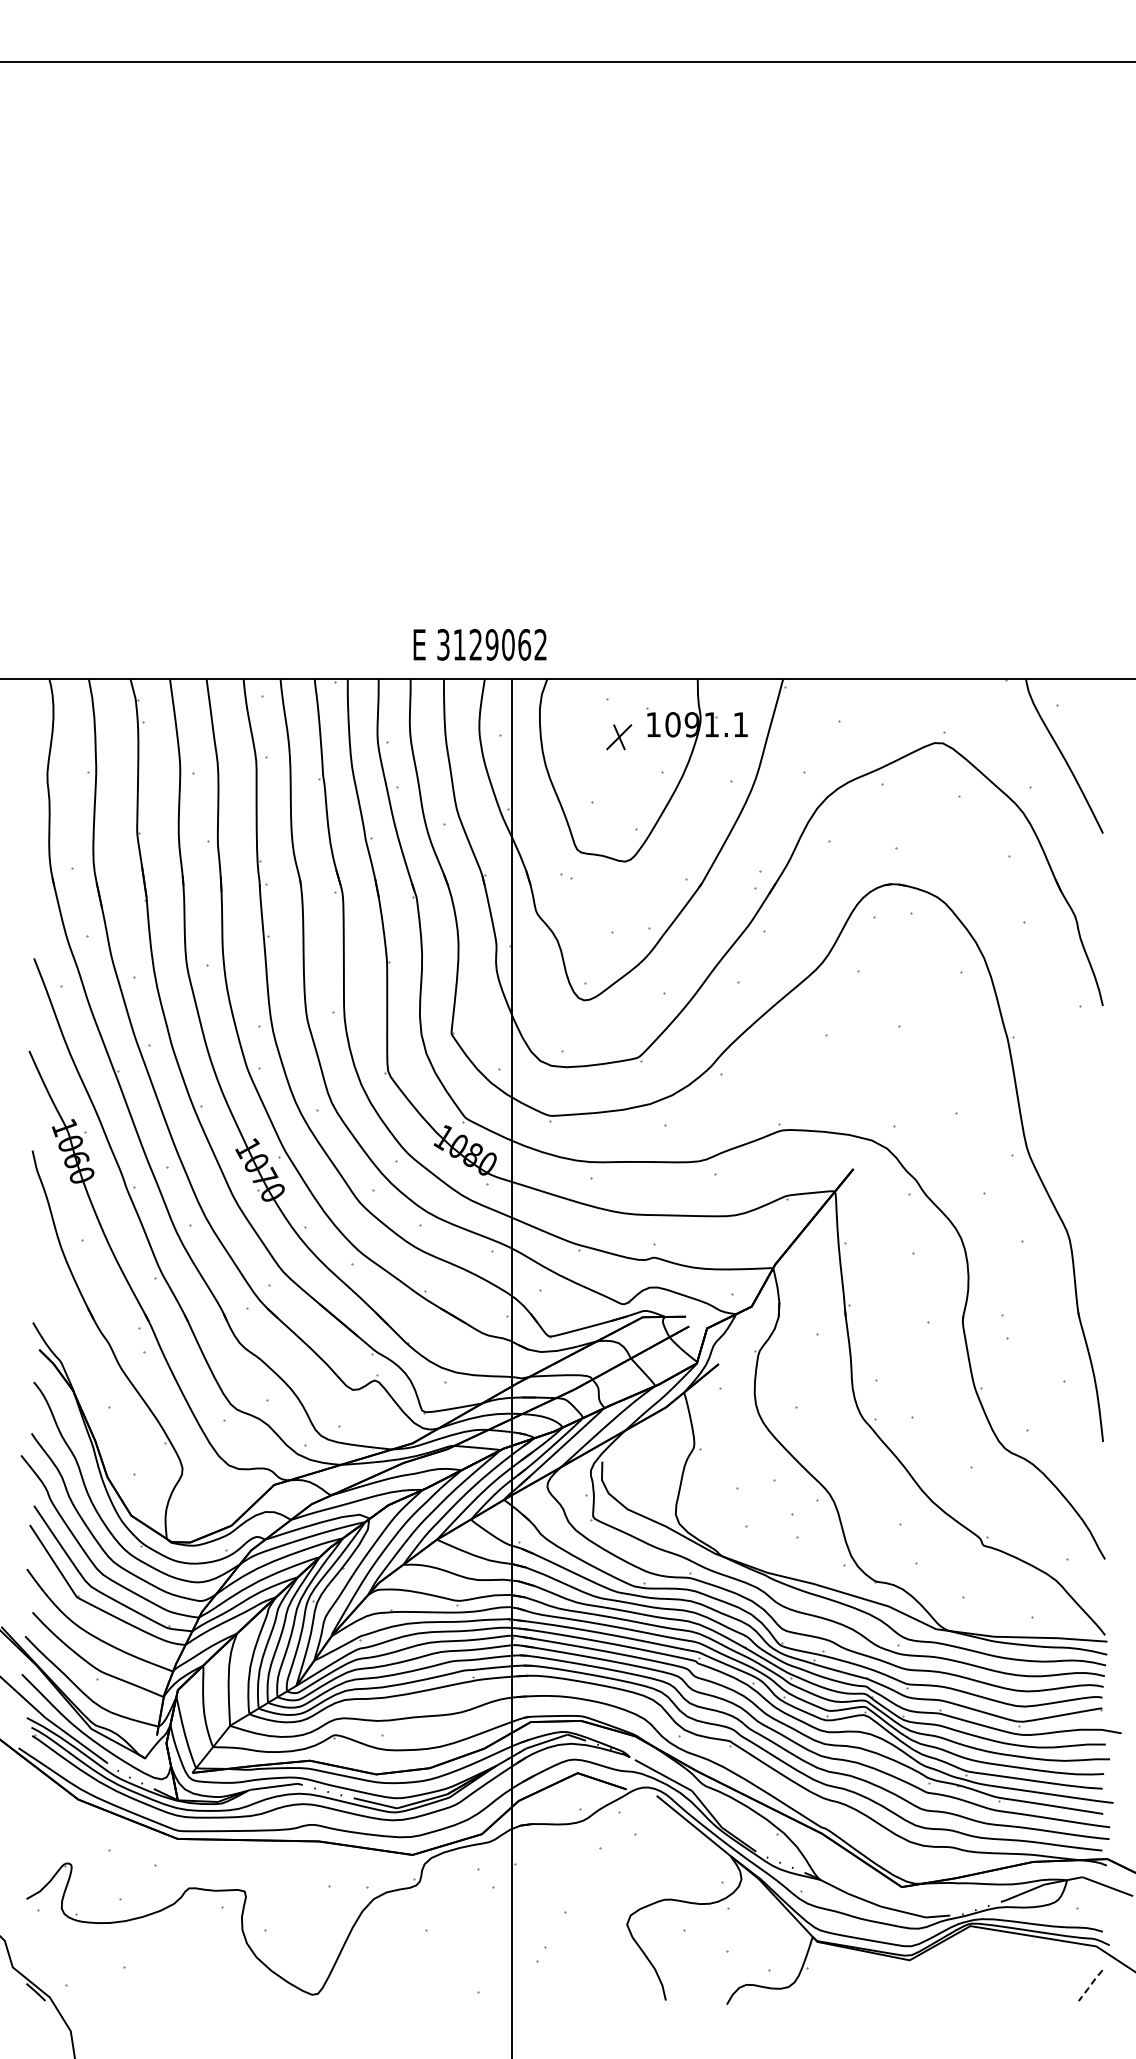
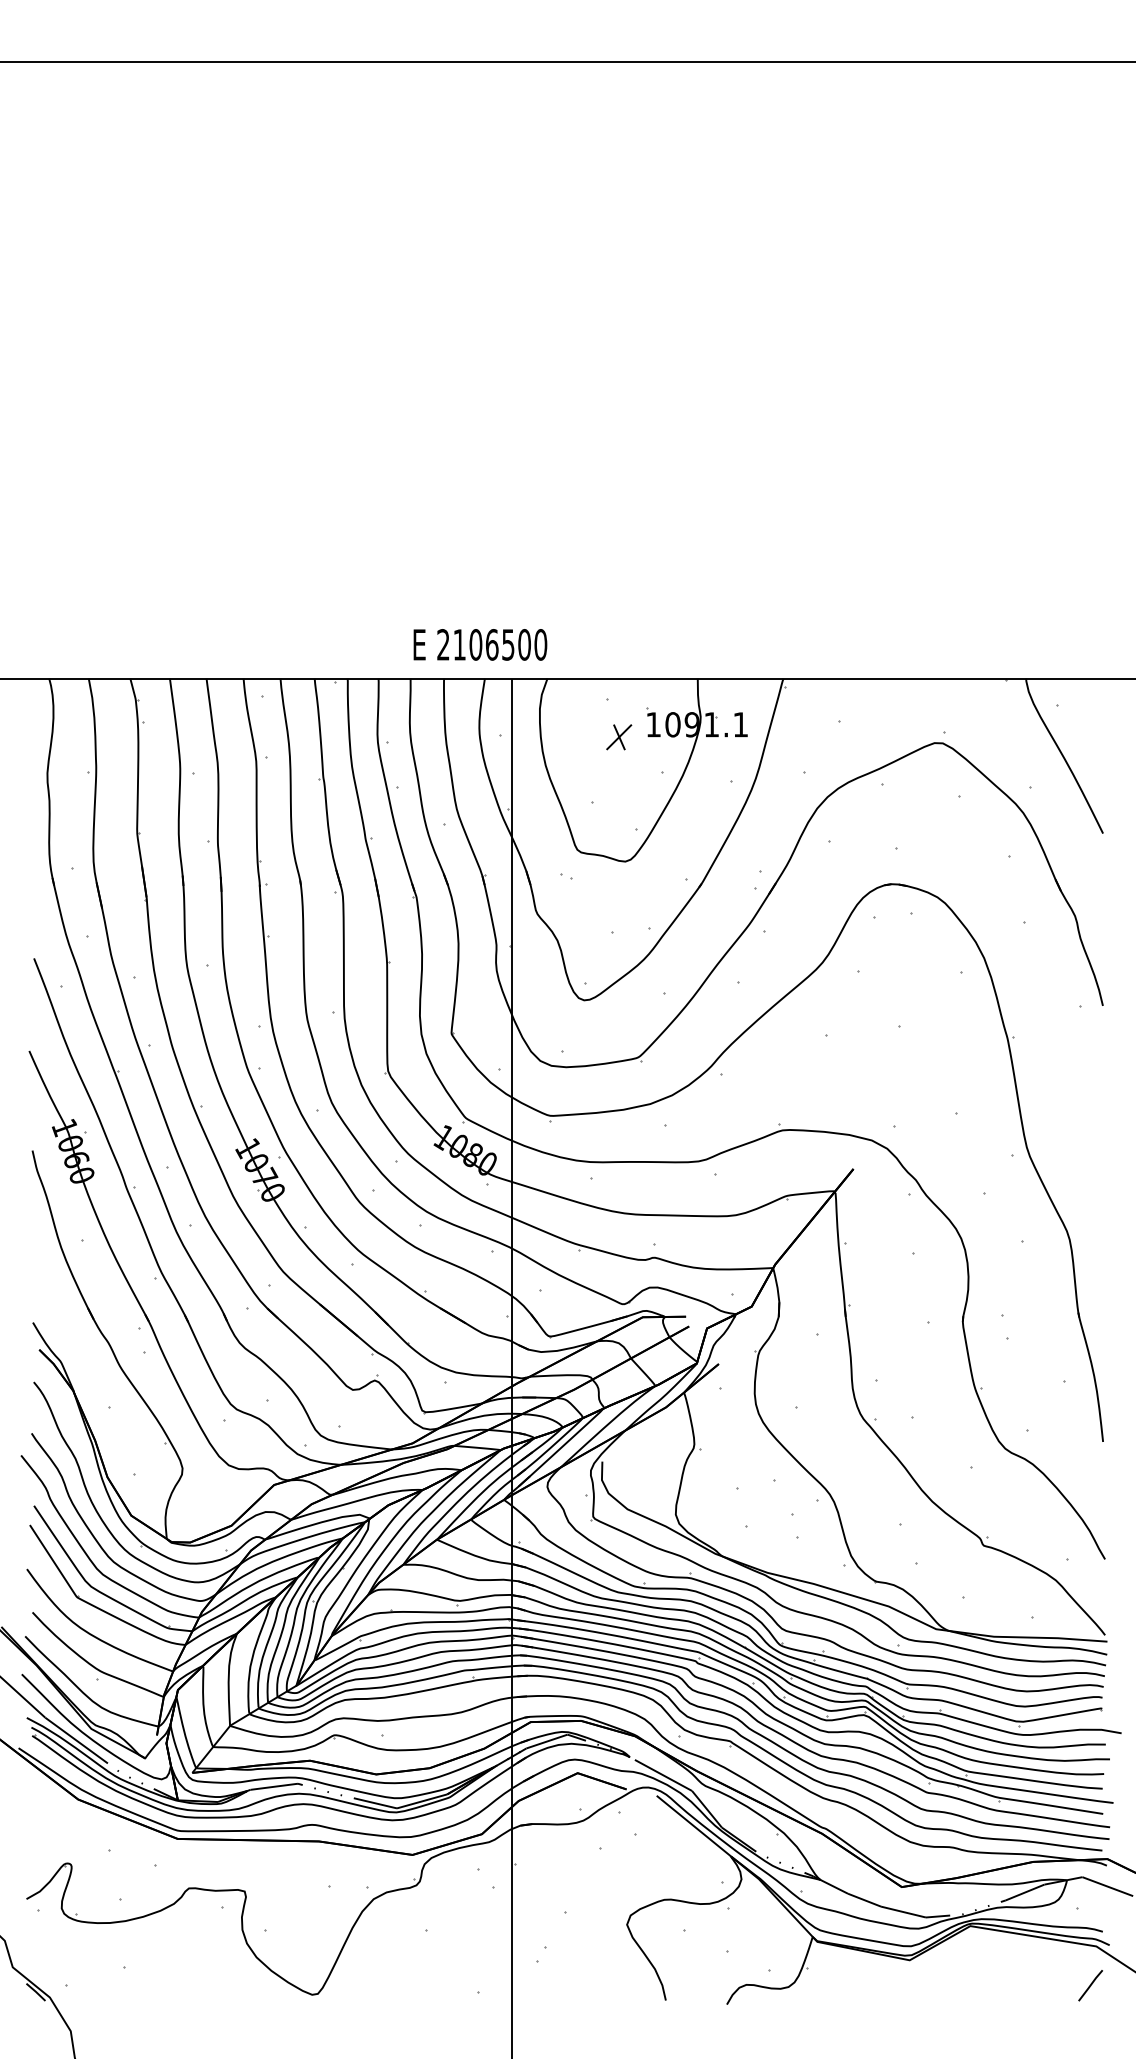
text: 3129062 -> 2106500 (492, 644)
line: dashed -> solid (1090, 1985)
